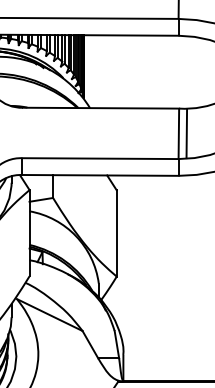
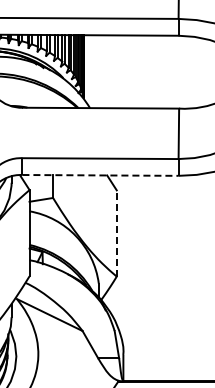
line: present -> none (186, 133)
line: solid -> dashed (101, 175)
line: solid -> dashed (116, 233)
